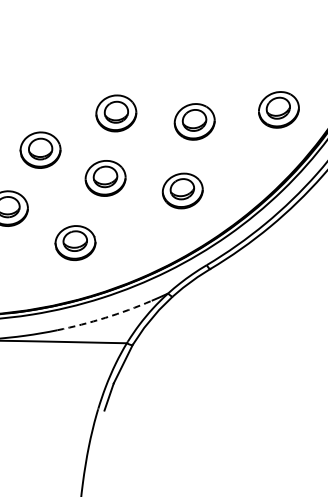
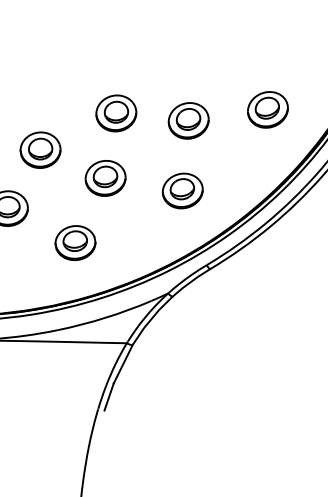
part position: (278, 109) -> (267, 109) (267, 109)
part position: (194, 121) -> (188, 120) (188, 120)
arc: dashed -> solid (105, 317)
